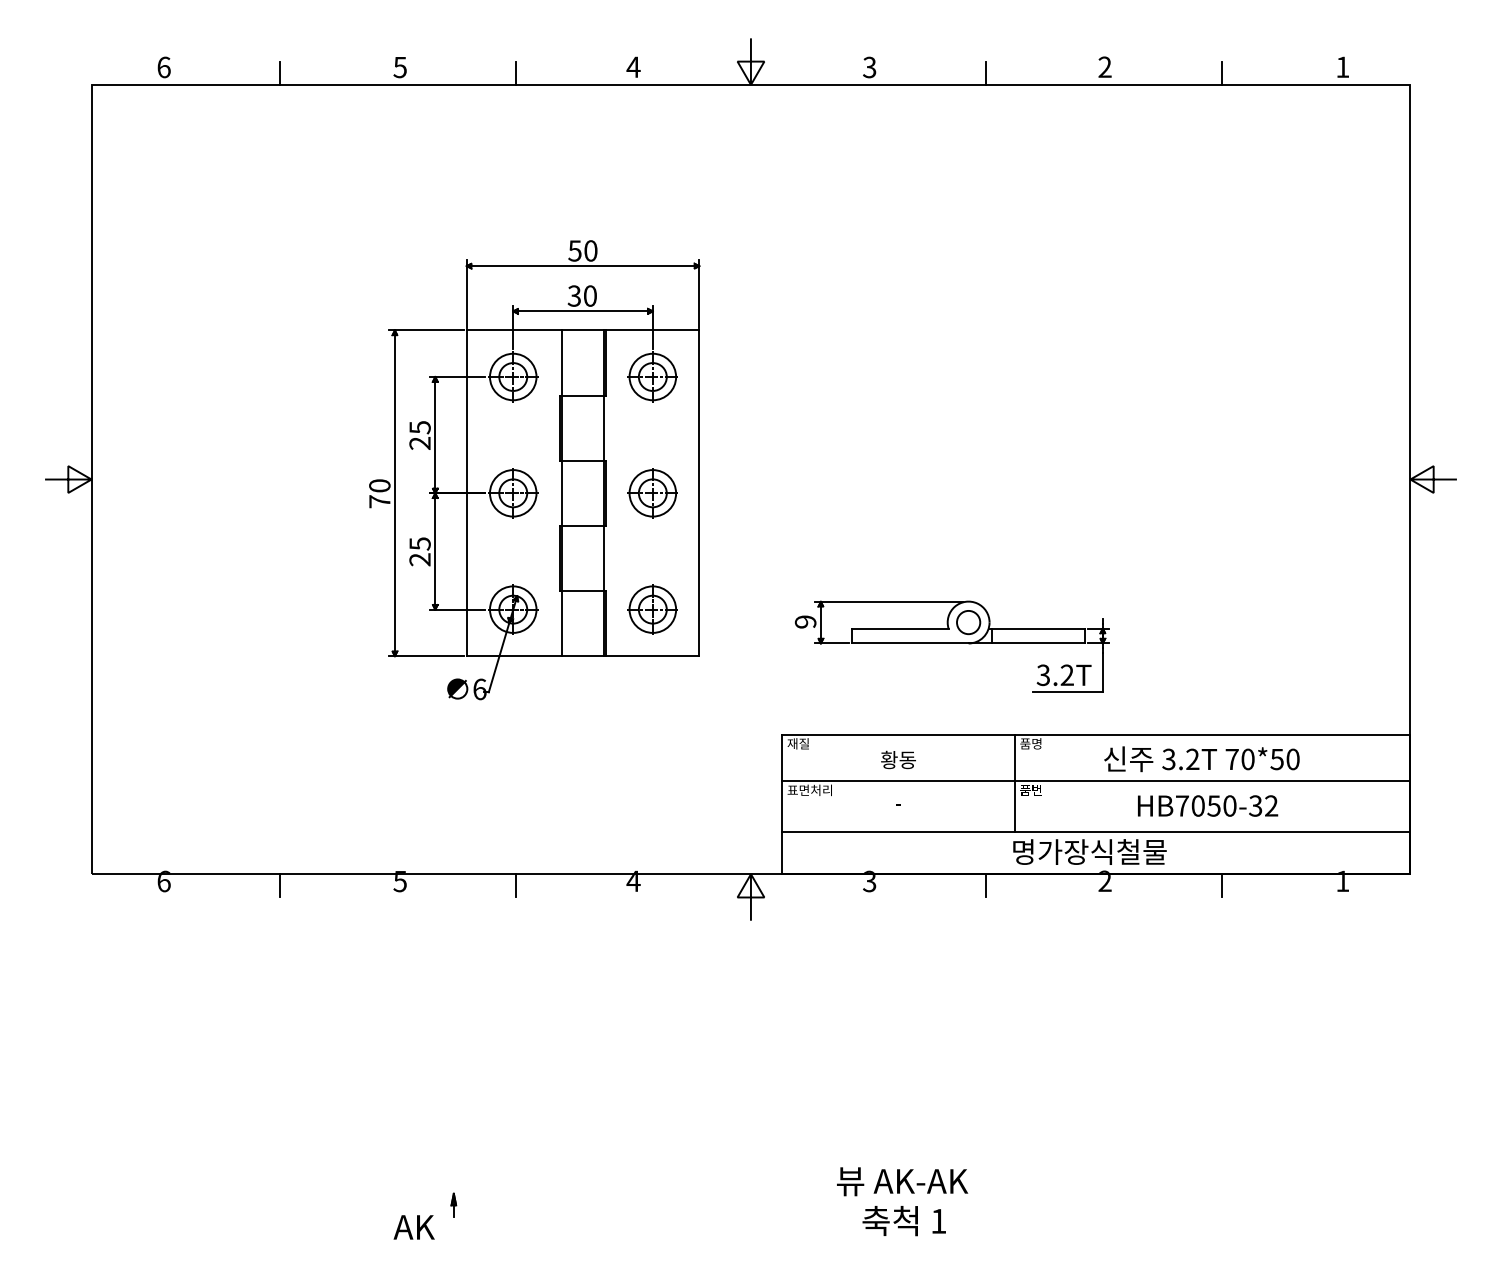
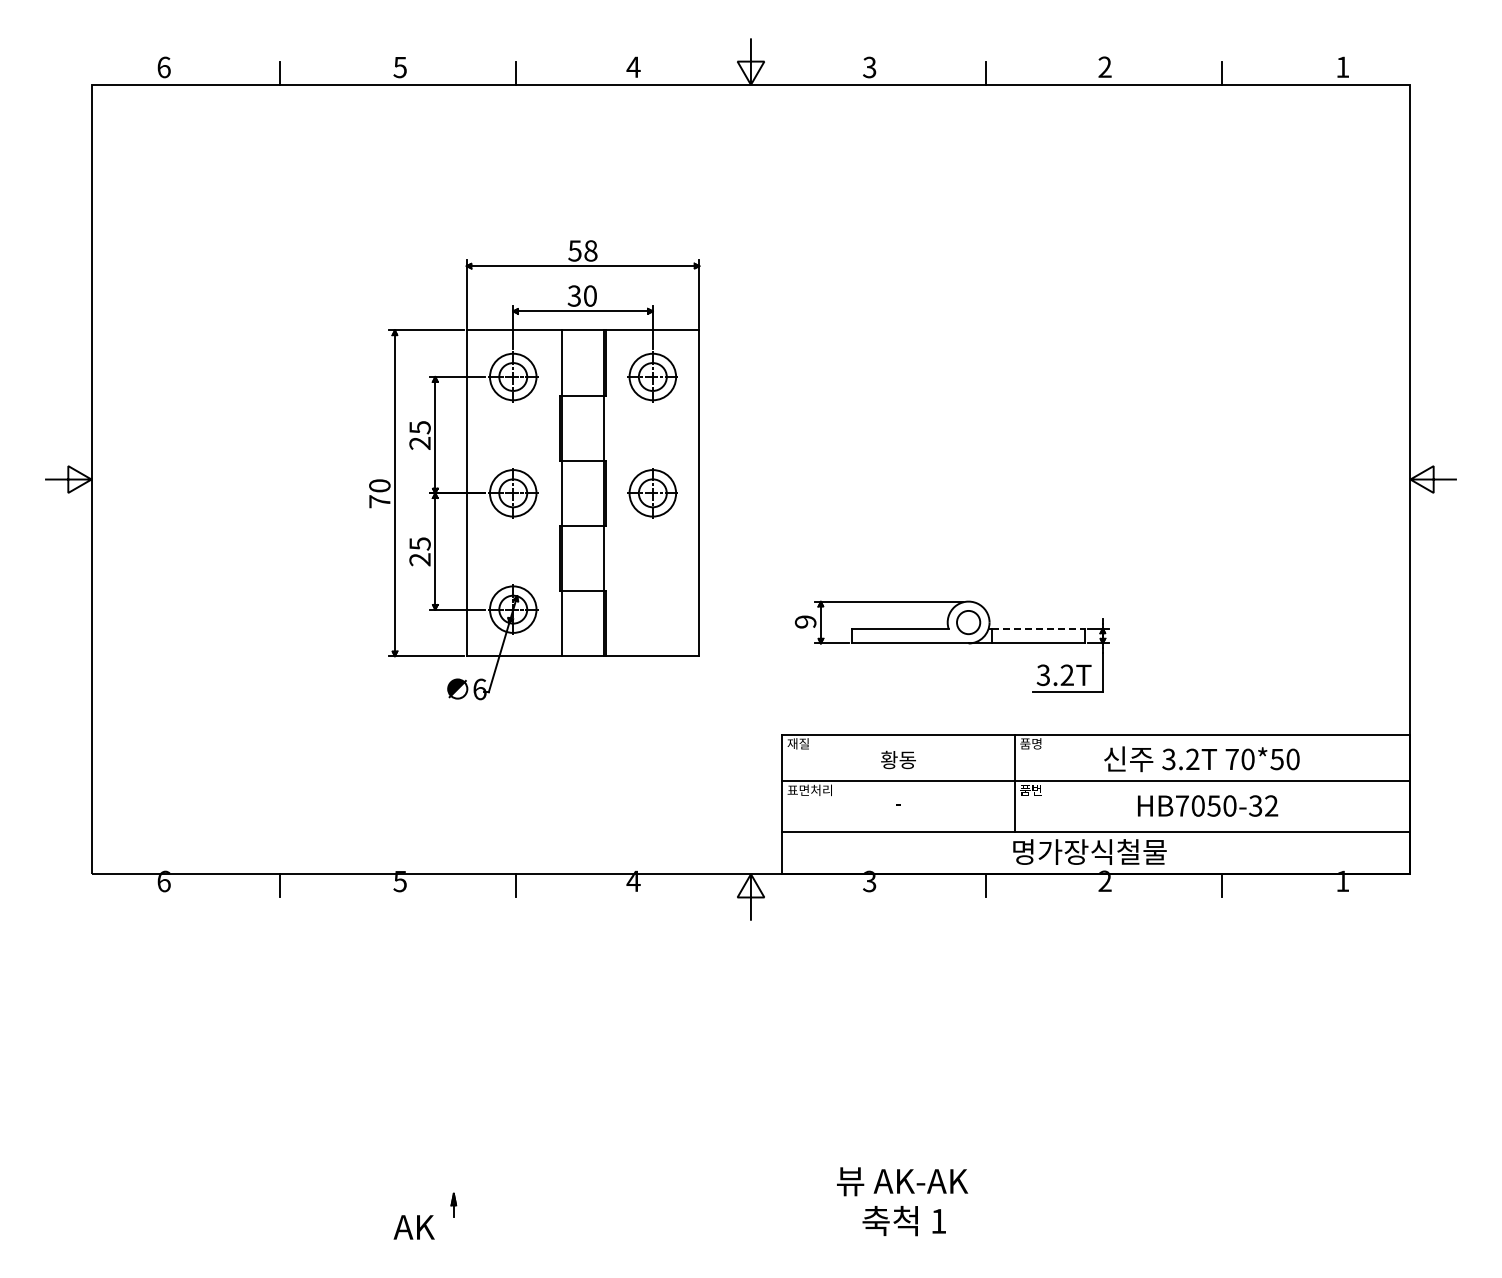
text: 50 -> 58 (590, 250)
part: present -> none (652, 609)
line: solid -> dashed (1038, 628)
